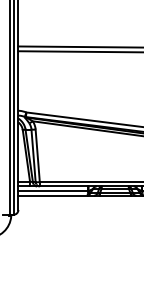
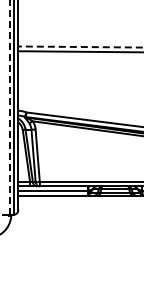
line: solid -> dashed (80, 47)
line: solid -> dashed (9, 107)
